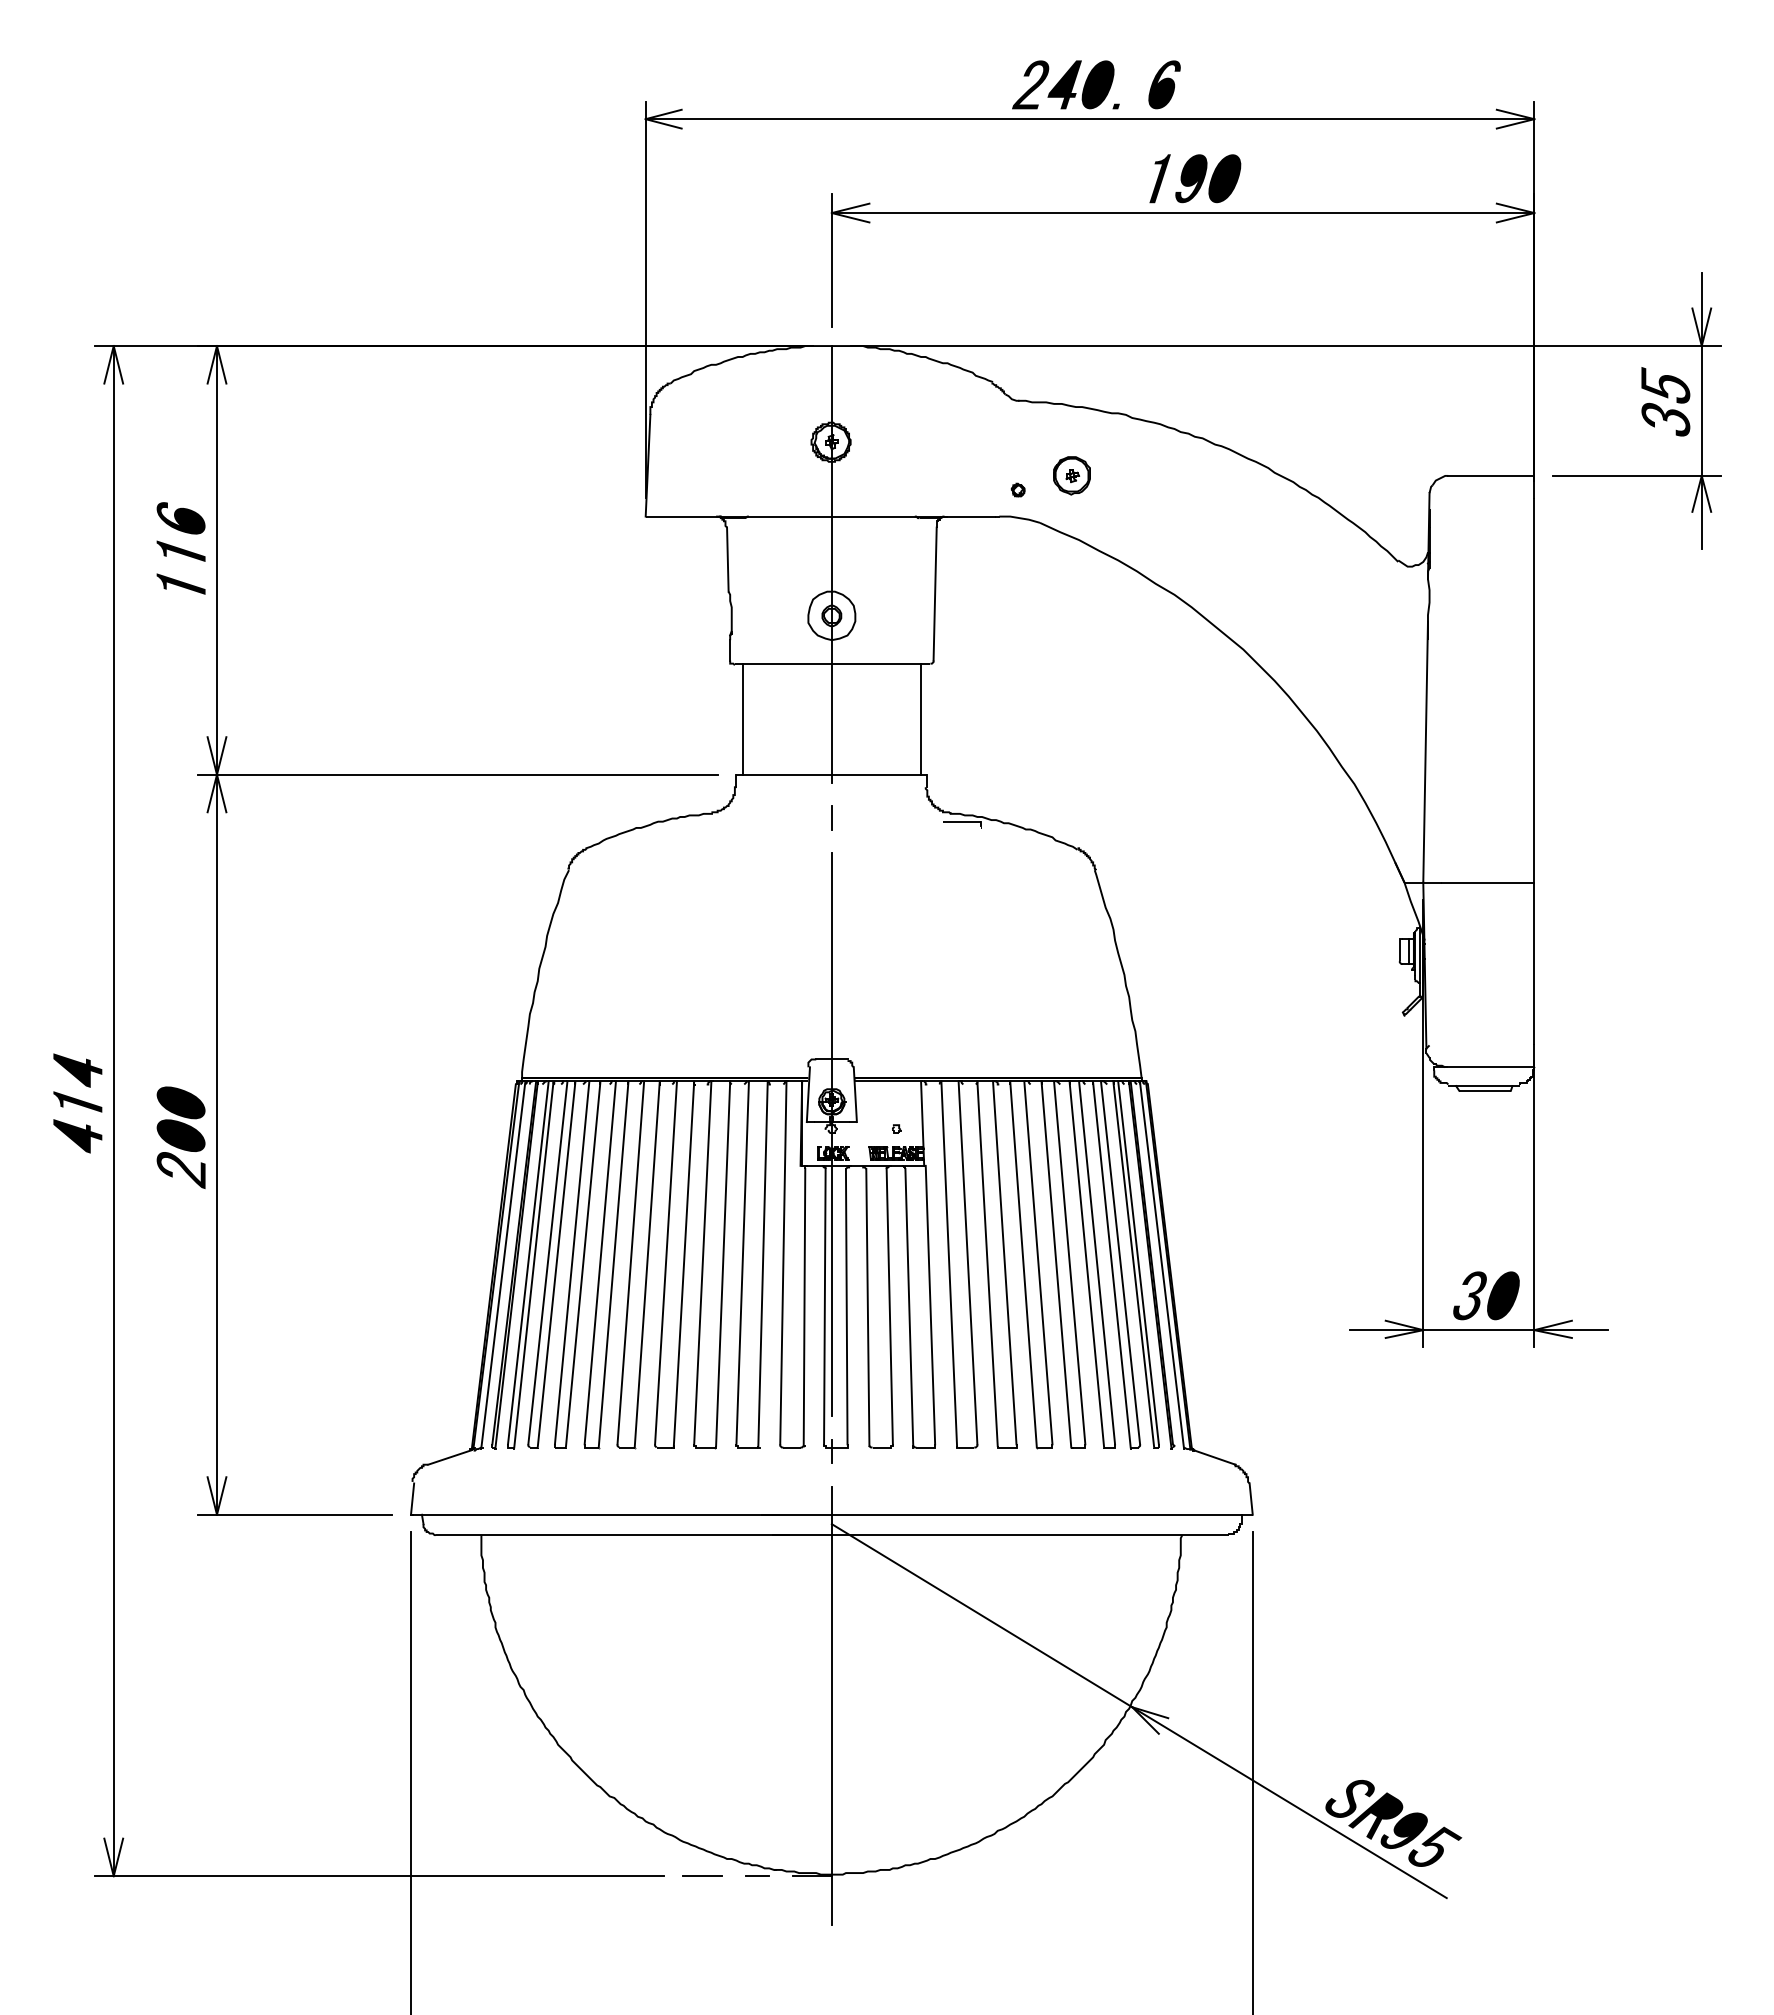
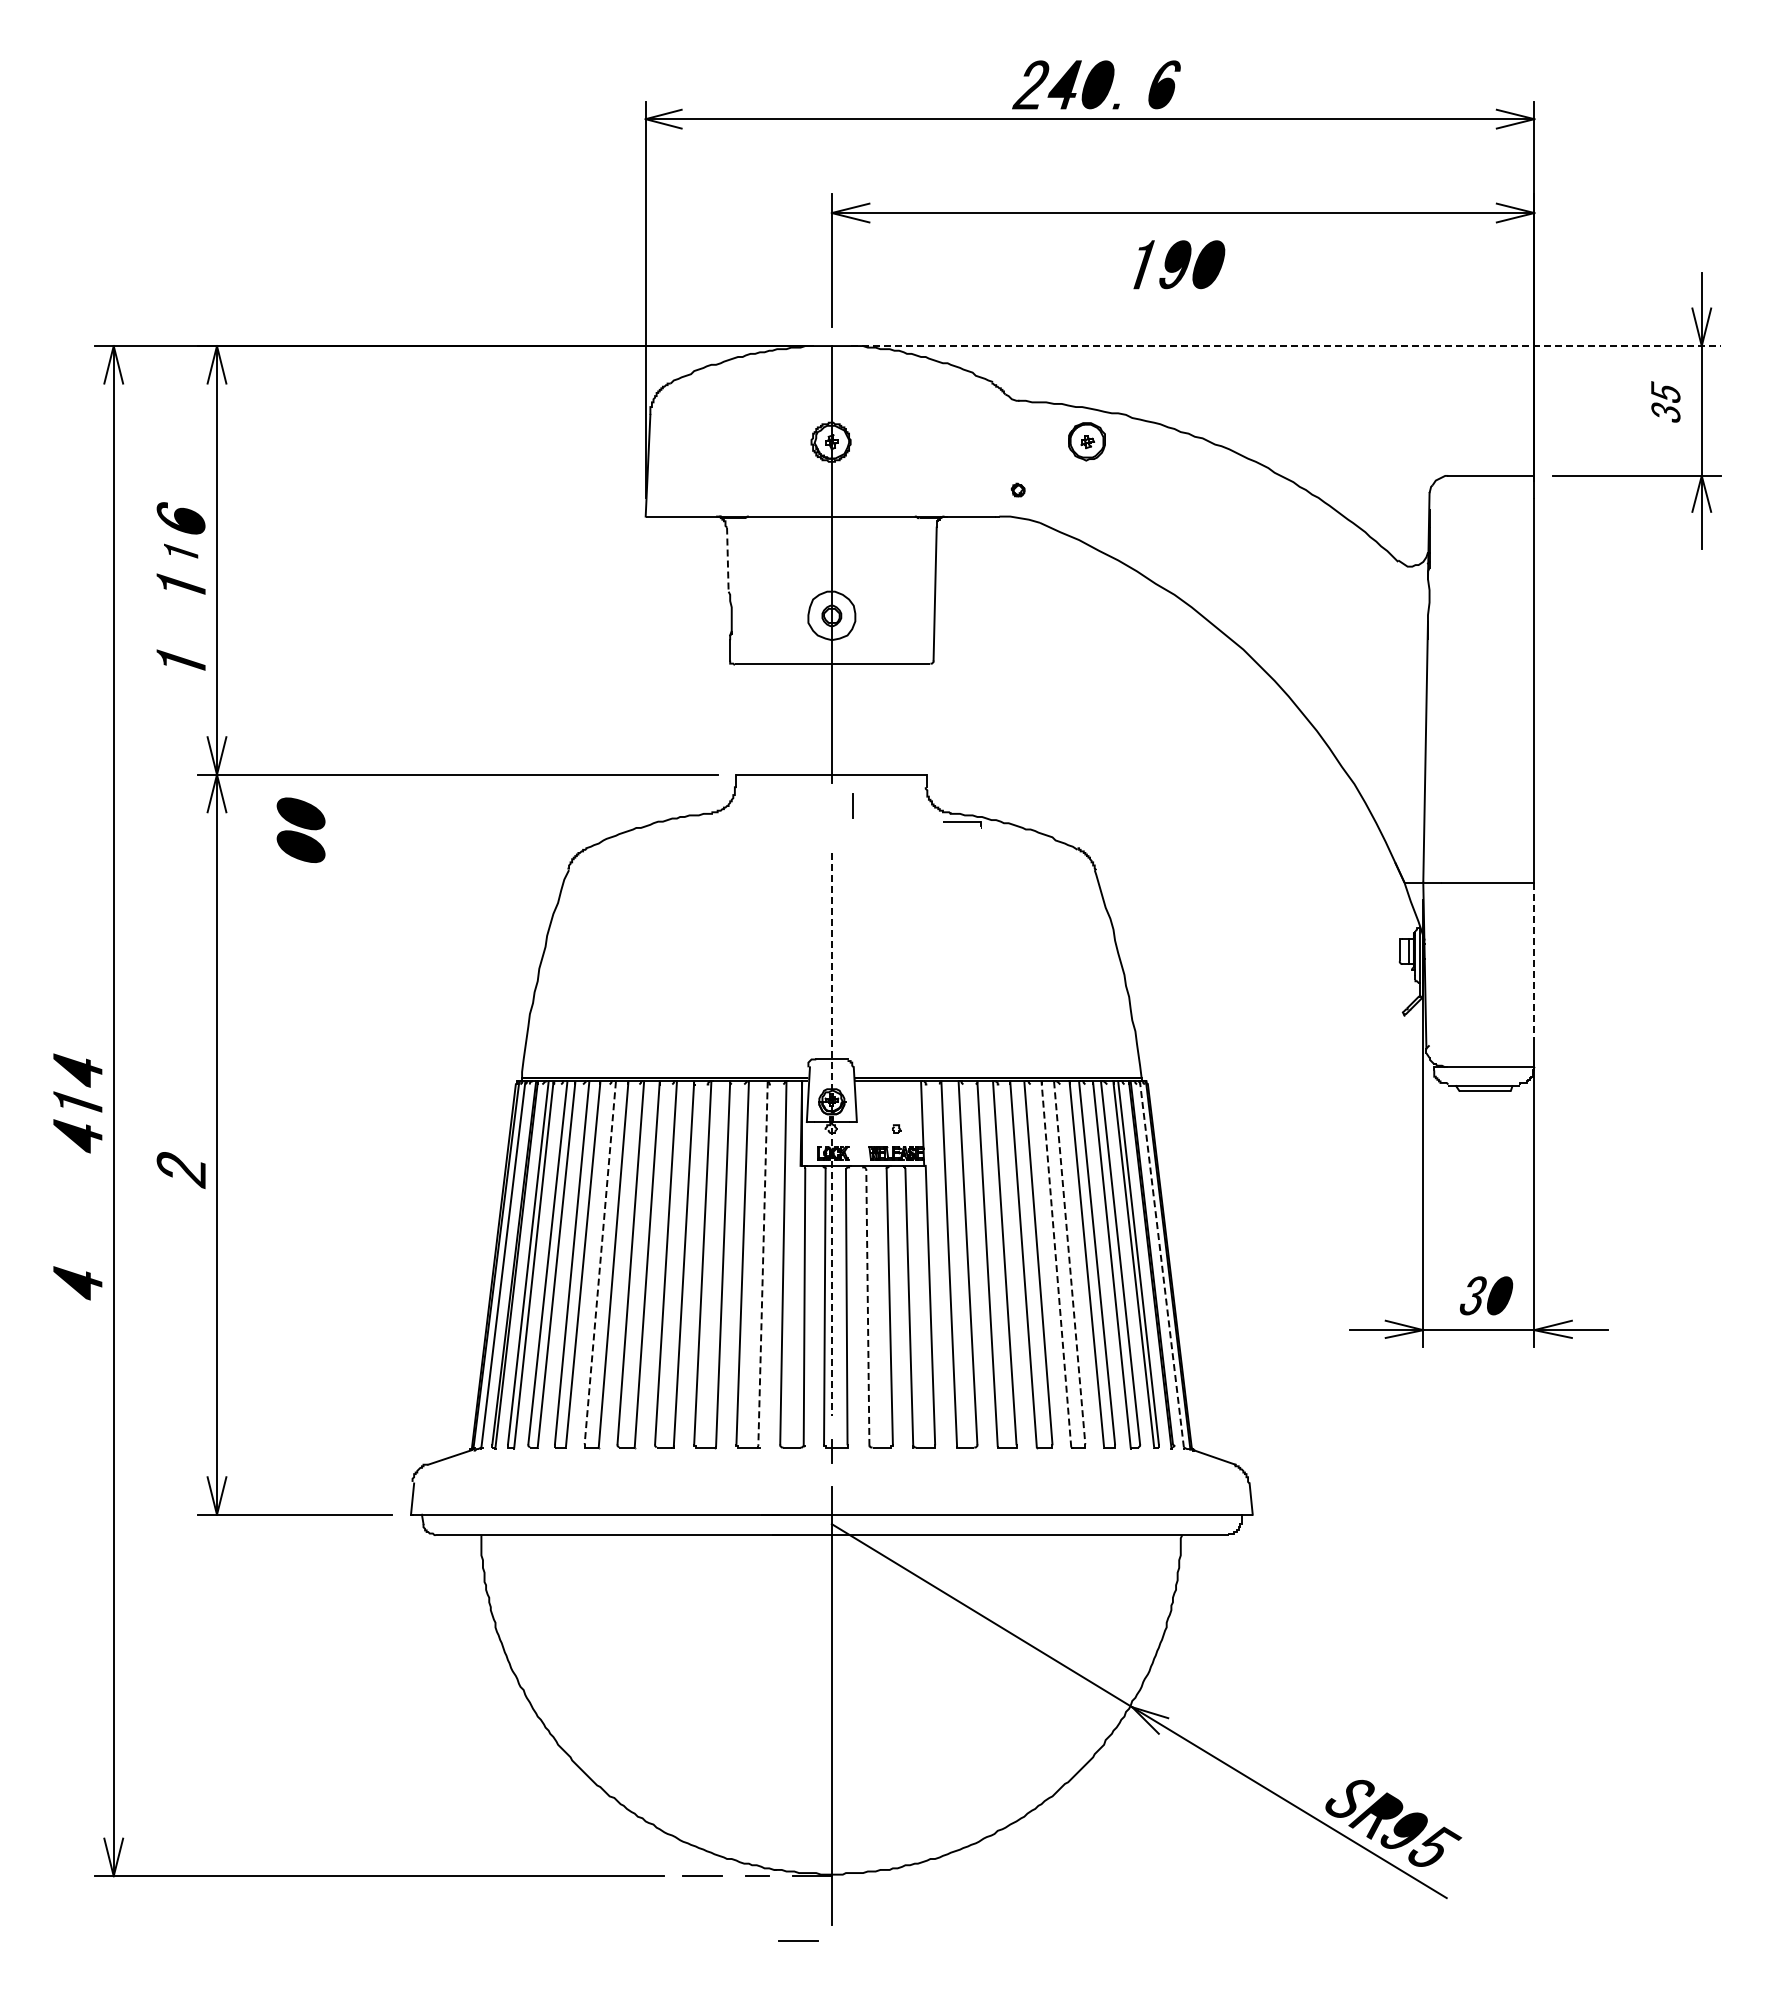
part position: (1195, 178) -> (1179, 264) (1179, 264)
line: solid -> dashed (1285, 346)
part size: 50x70 px -> 30x42 px (1665, 401)
part position: (1071, 475) -> (1086, 441) (1086, 441)
part size: 50x22 px -> 35x16 px (181, 550)
line: solid -> dashed (727, 560)
part: none -> present (180, 659)
line: present -> none (742, 718)
line: present -> none (921, 718)
line position: (831, 817) -> (852, 805) (852, 805)
line: solid -> dashed (1534, 963)
part position: (180, 1118) -> (300, 829) (300, 829)
line: solid -> dashed (831, 1134)
line: solid -> dashed (600, 1263)
line: solid -> dashed (1069, 1263)
line: solid -> dashed (763, 1264)
line: solid -> dashed (1056, 1264)
line: solid -> dashed (1162, 1265)
part: none -> present (77, 1283)
part size: 67x50 px -> 54x40 px (1486, 1295)
line: solid -> dashed (867, 1306)
line: present -> none (411, 1771)
line: present -> none (1252, 1771)
line: none -> present (798, 1940)
